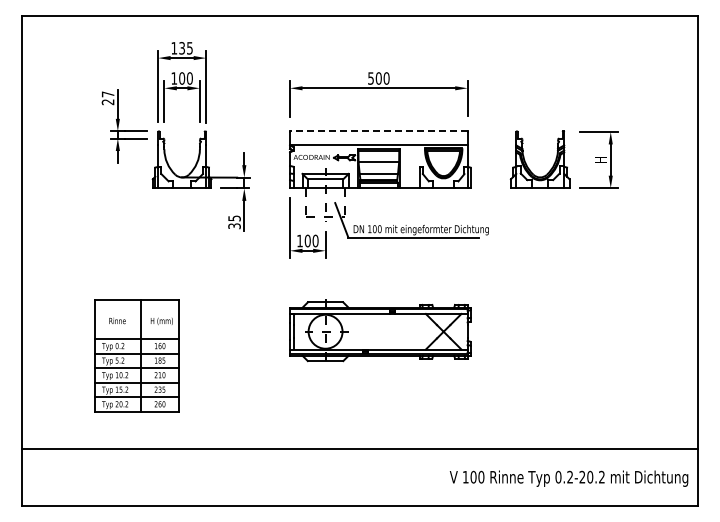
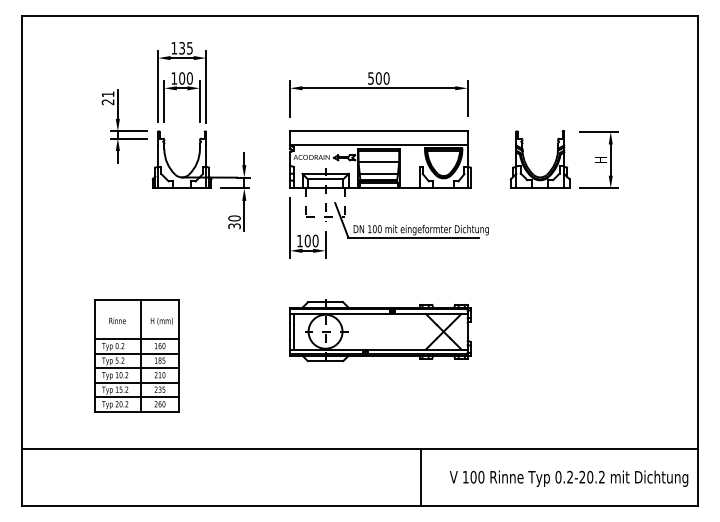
text: 27 -> 21 (108, 94)
line: dashed -> solid (378, 131)
text: 35 -> 30 (234, 218)
line: none -> present (420, 477)
